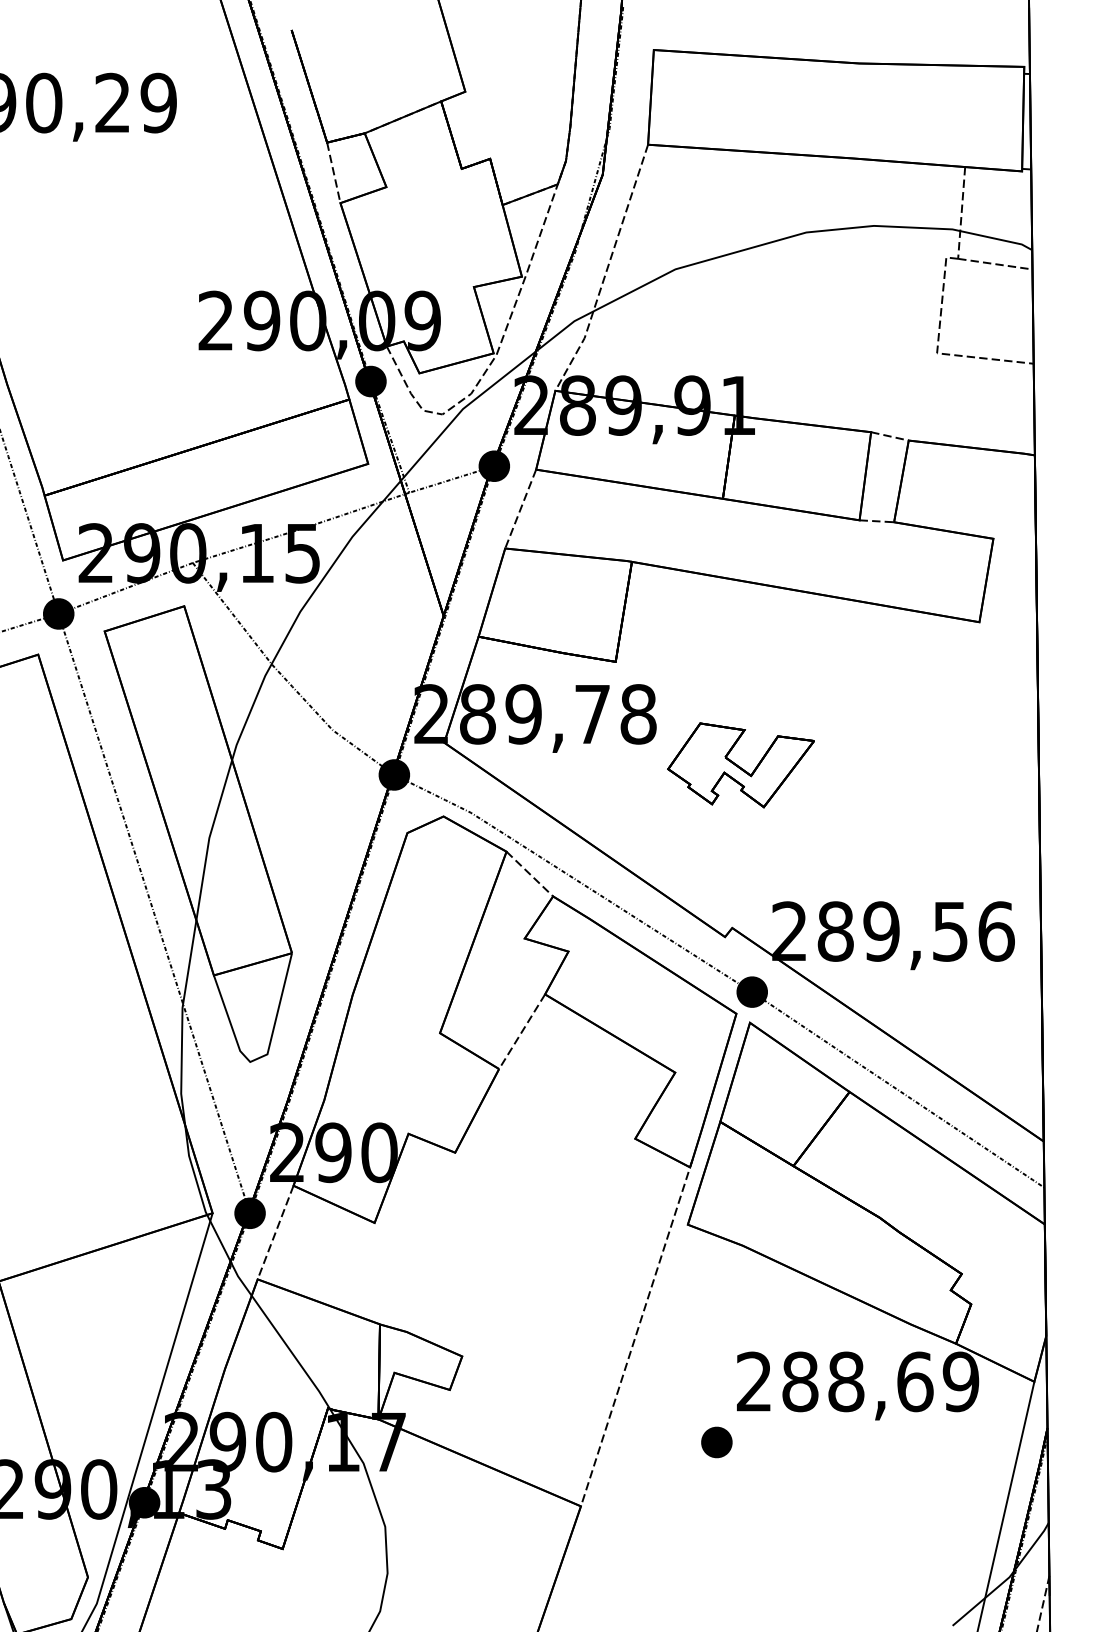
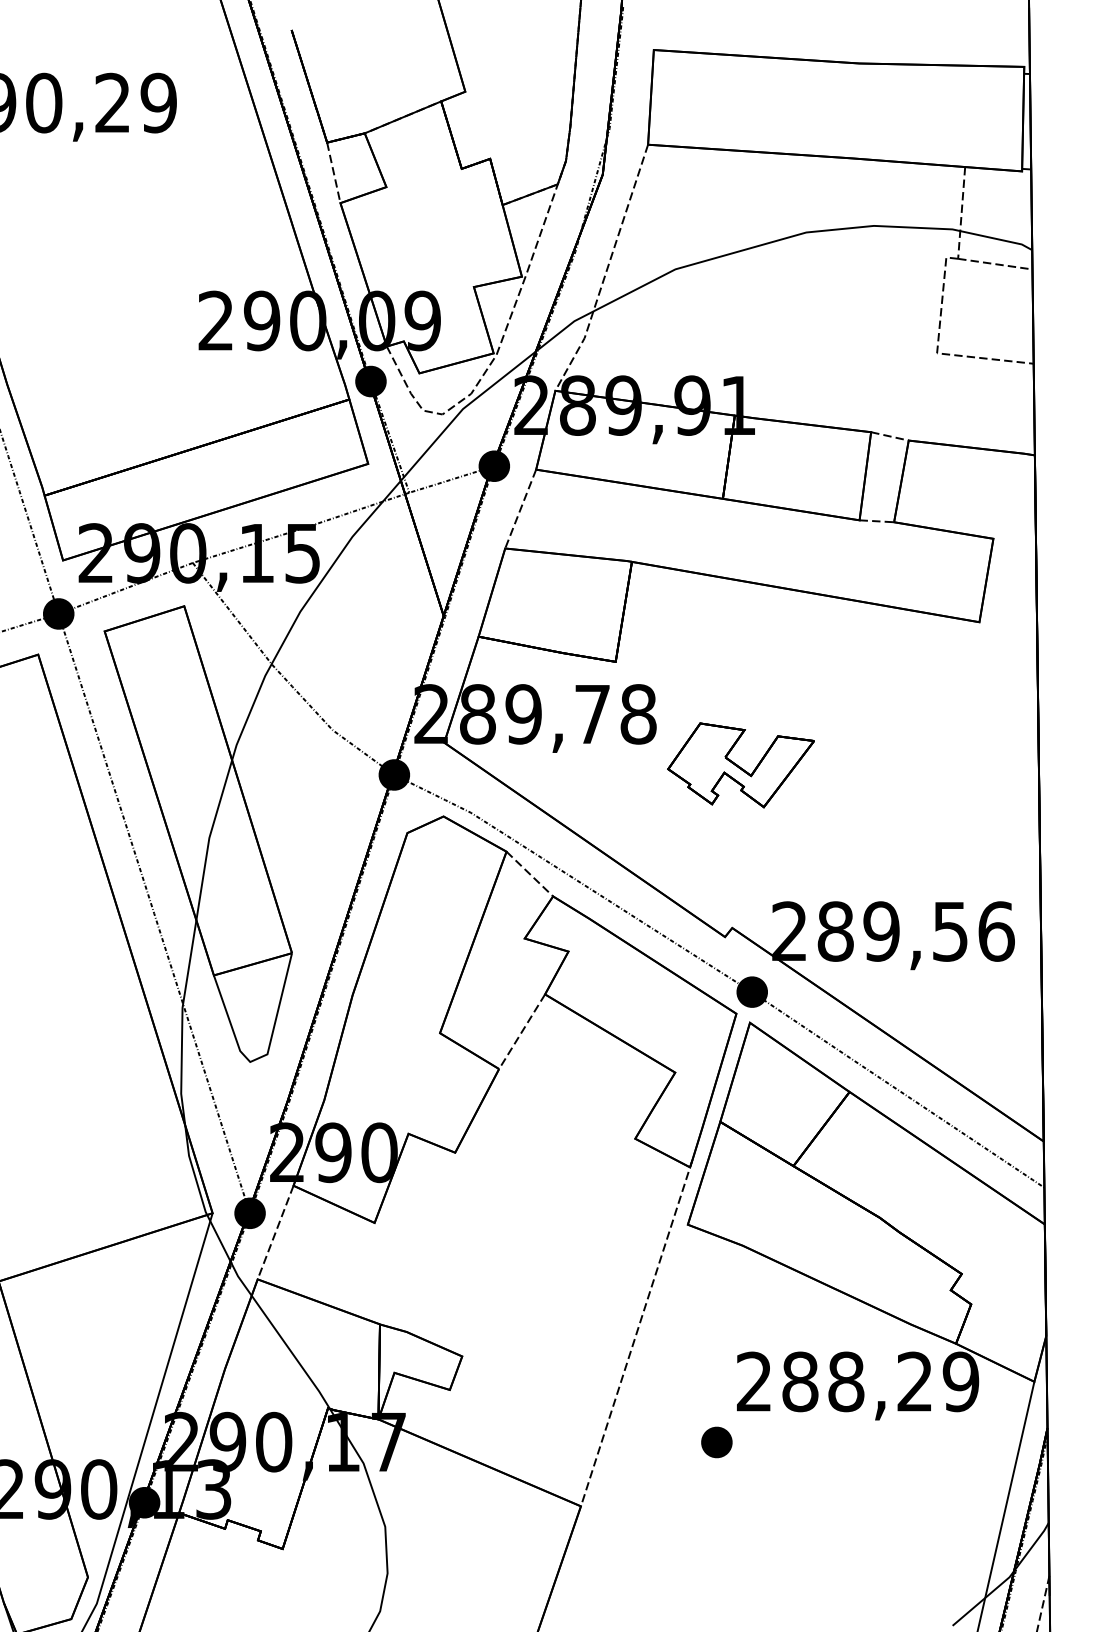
text: 288,69 -> 288,29 (915, 1381)
